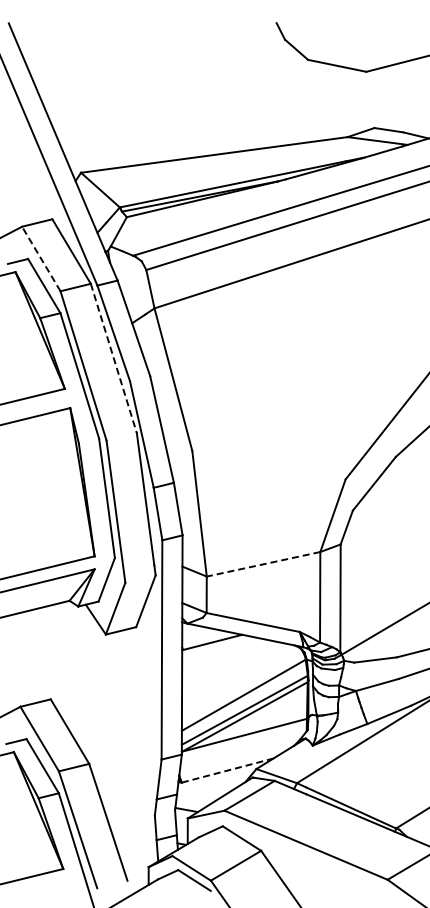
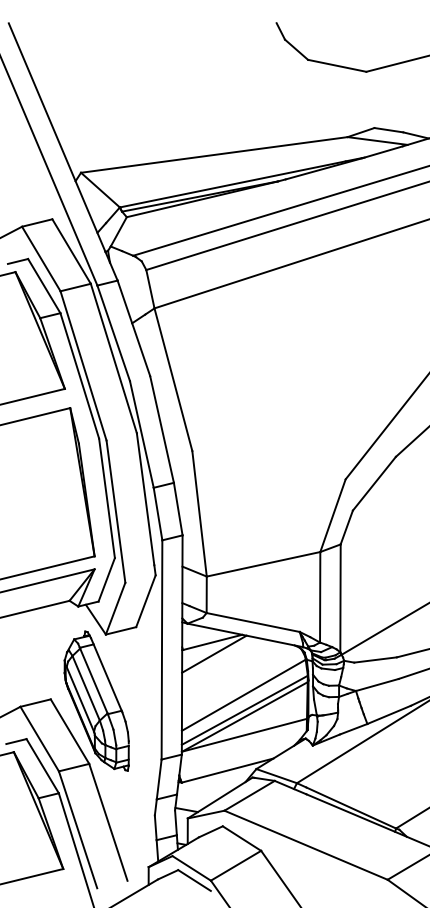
line: dashed -> solid (41, 259)
line: dashed -> solid (113, 358)
line: dashed -> solid (263, 564)
line: none -> present (214, 653)
part: none -> present (96, 700)
line: dashed -> solid (228, 770)
